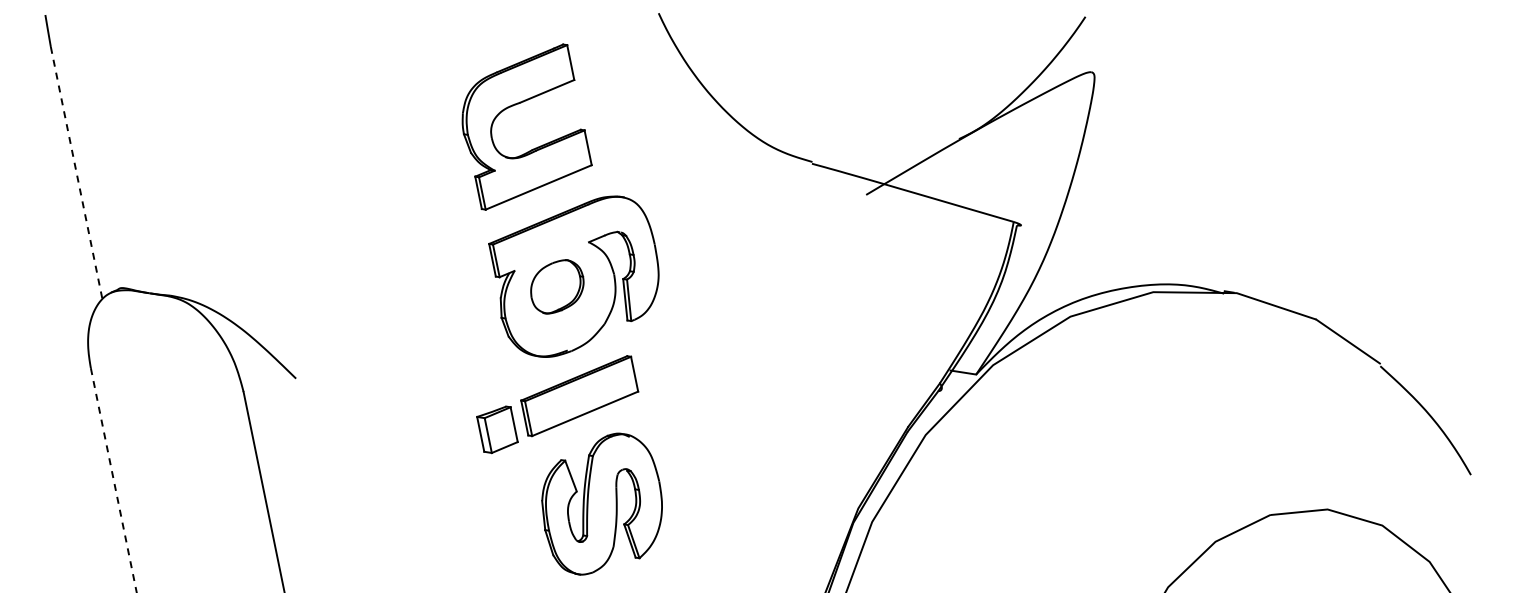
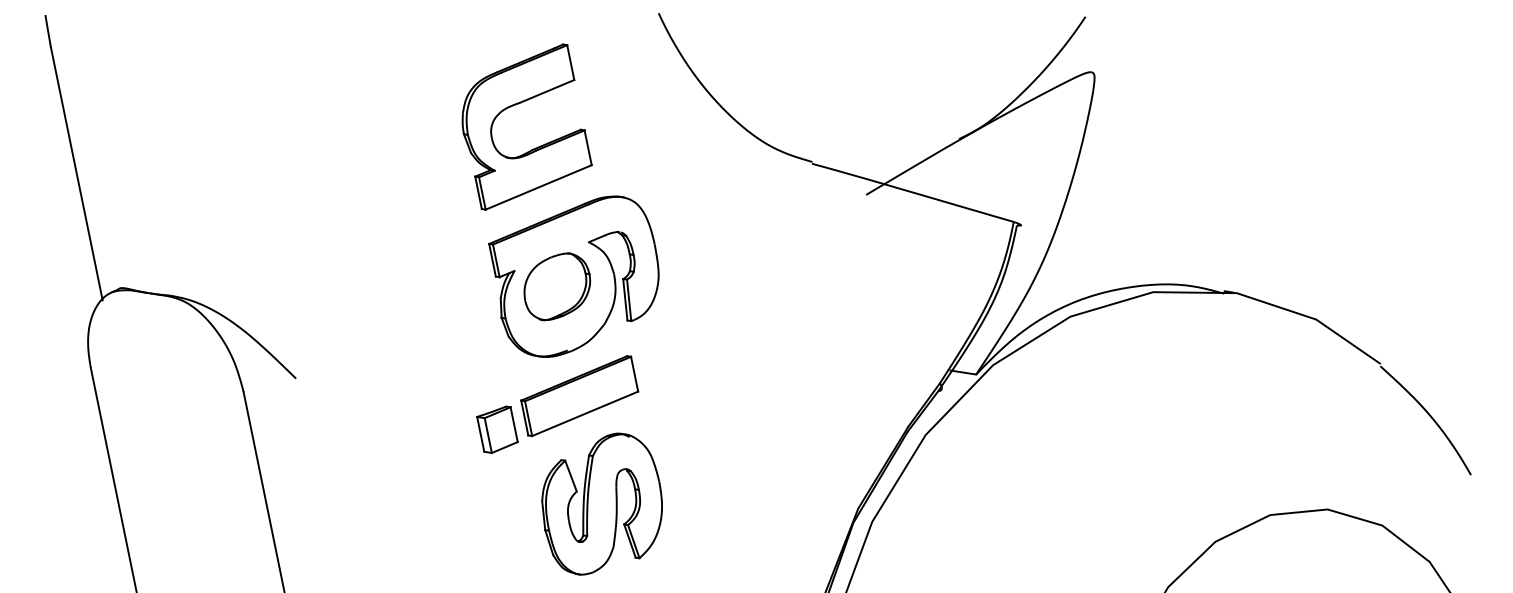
line: dashed -> solid (76, 174)
part size: 55x56 px -> 69x70 px (557, 286)
line: dashed -> solid (113, 480)
